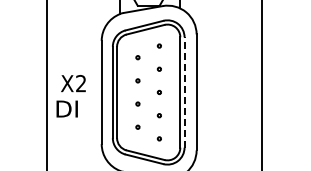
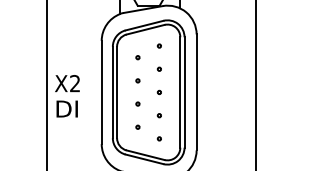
text position: (73, 83) -> (67, 83) (67, 83)
line position: (262, 84) -> (256, 84) (256, 84)
line: dashed -> solid (184, 91)
